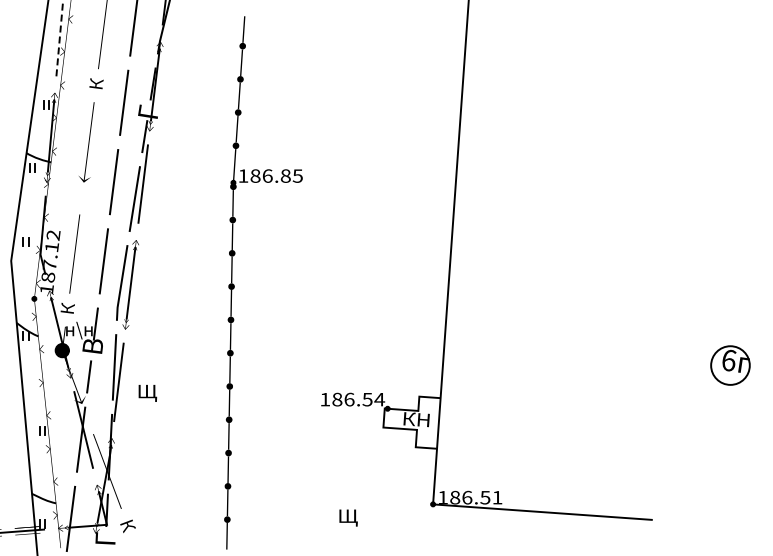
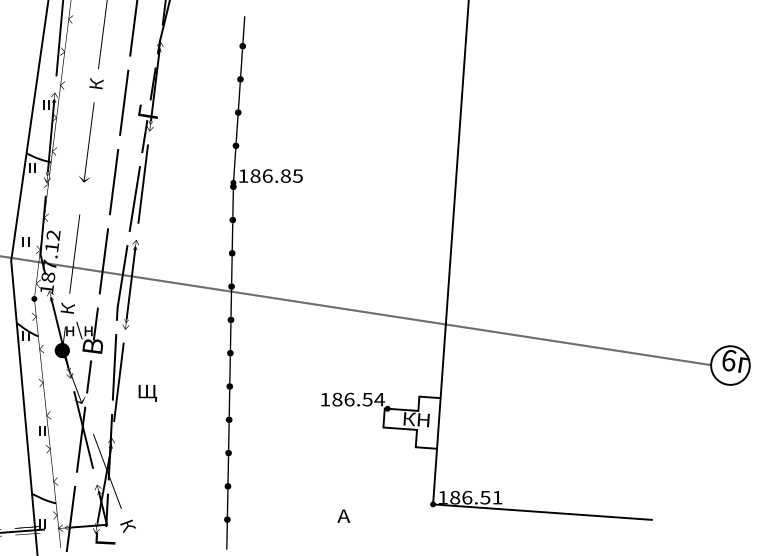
line: dashed -> solid (59, 38)
line: none -> present (356, 310)
text: Щ -> А (347, 517)
